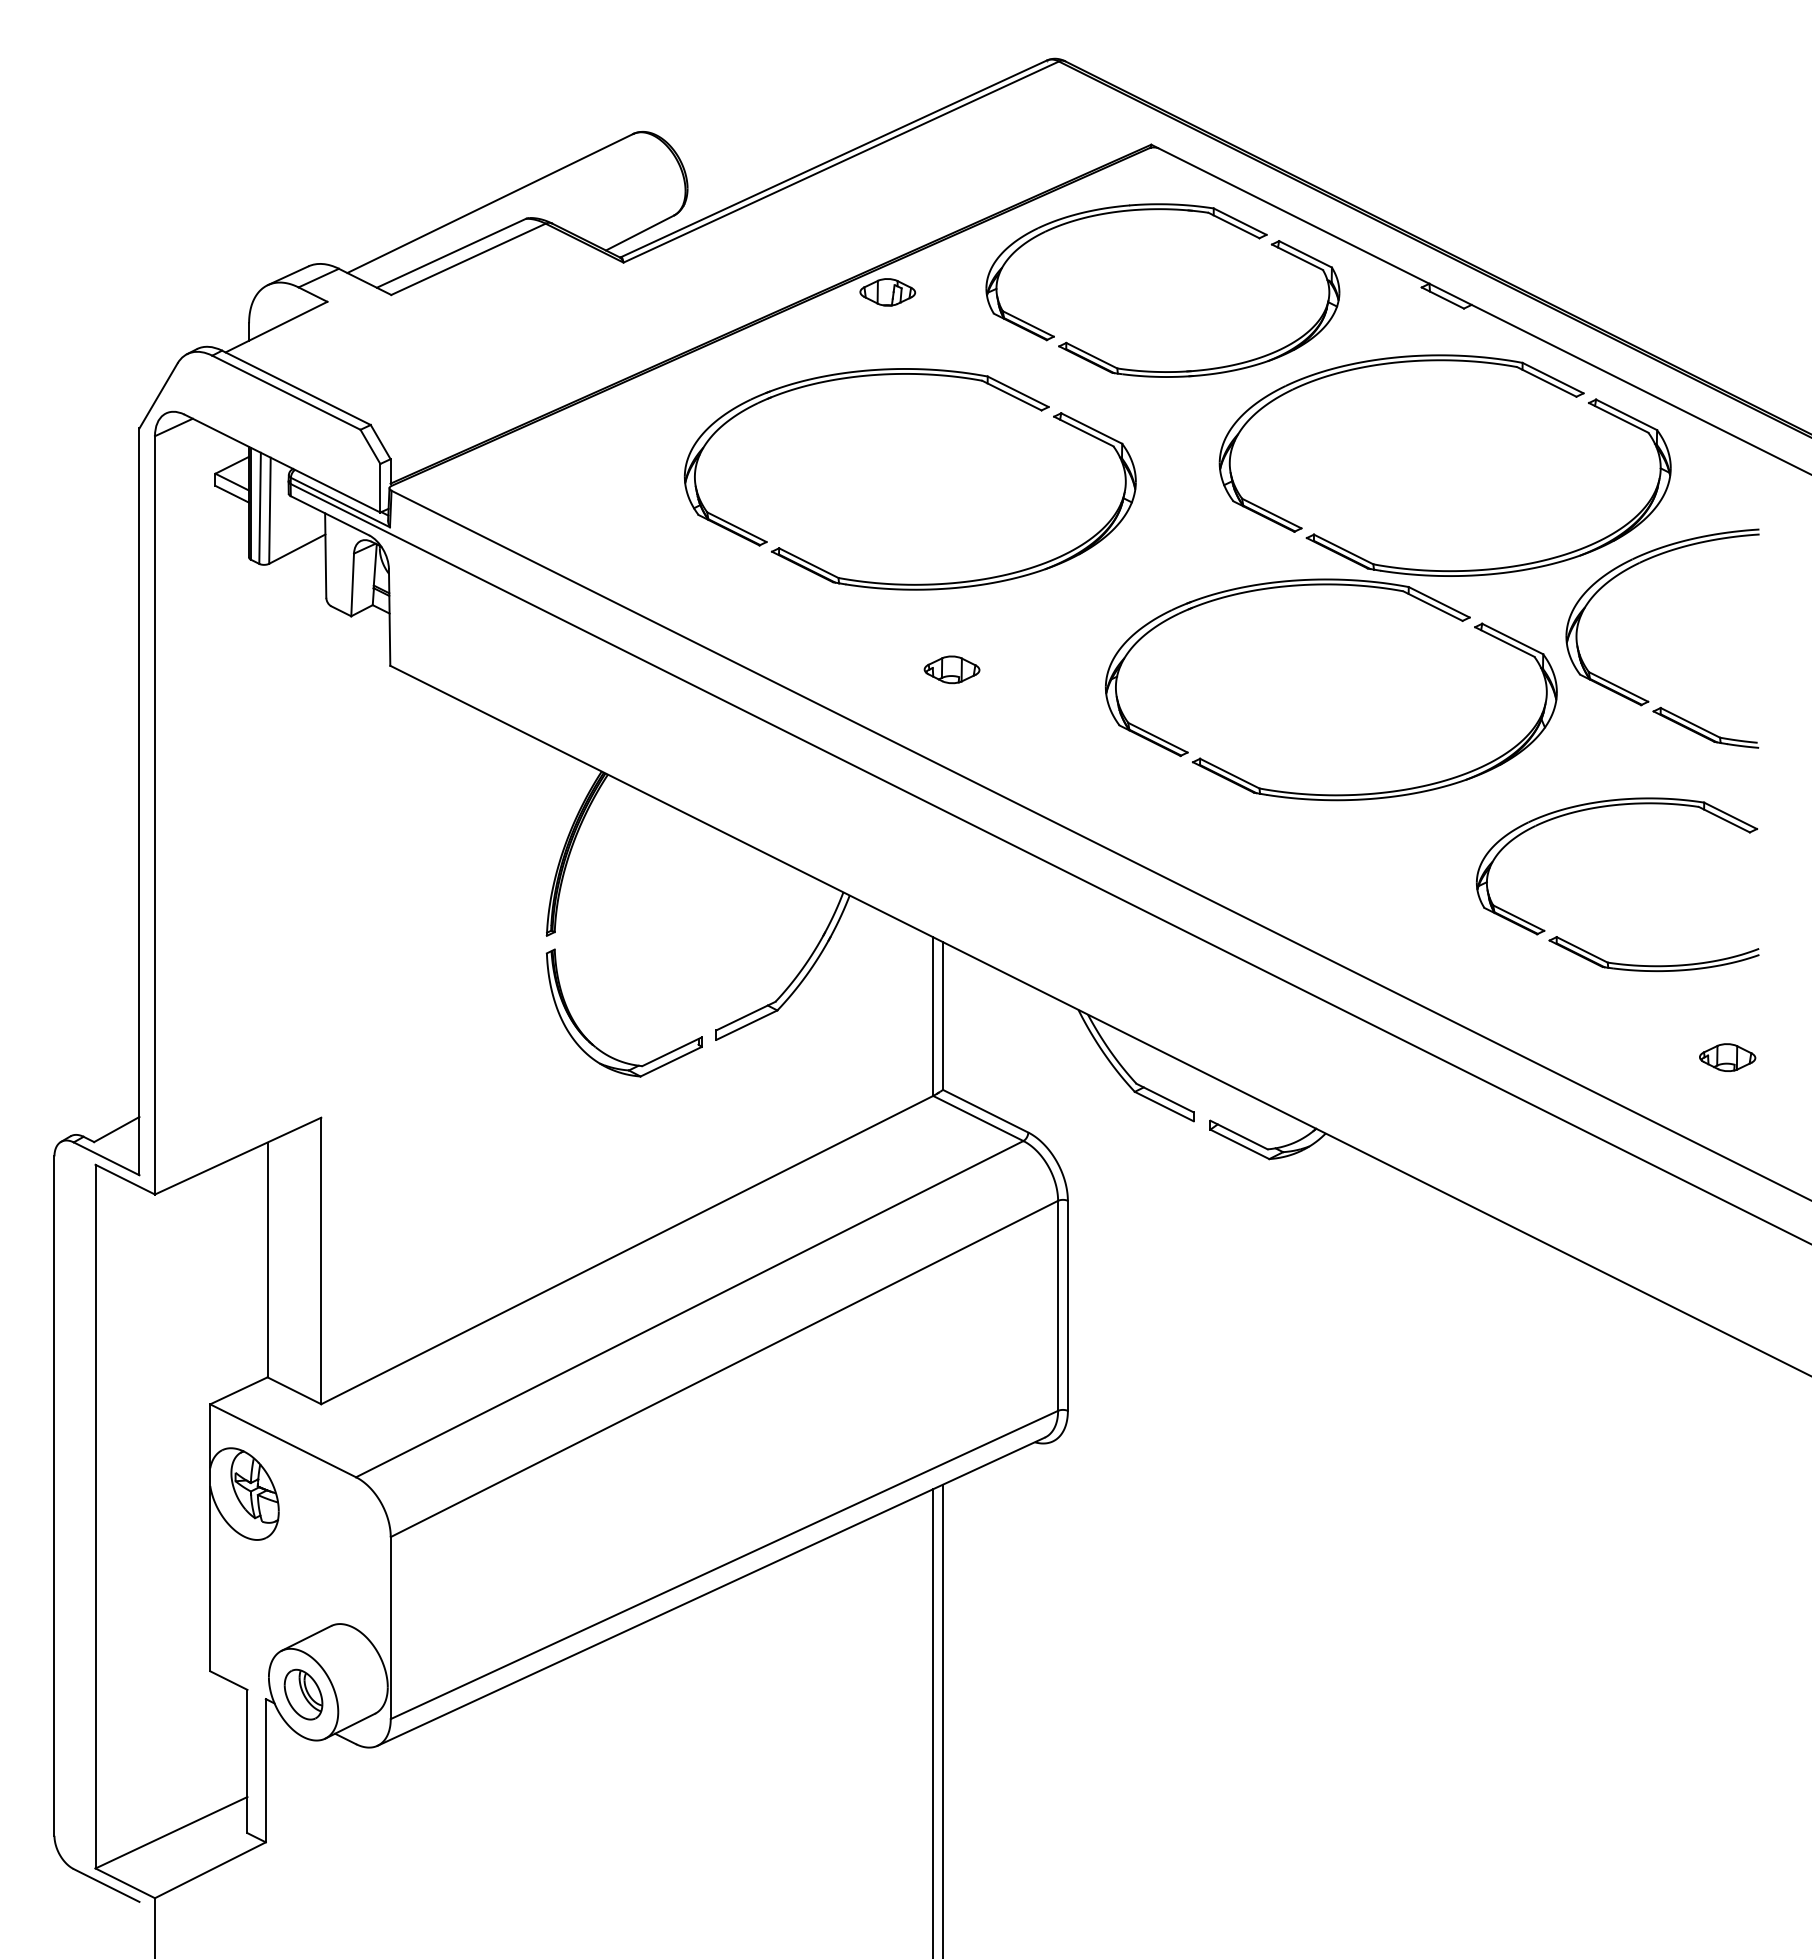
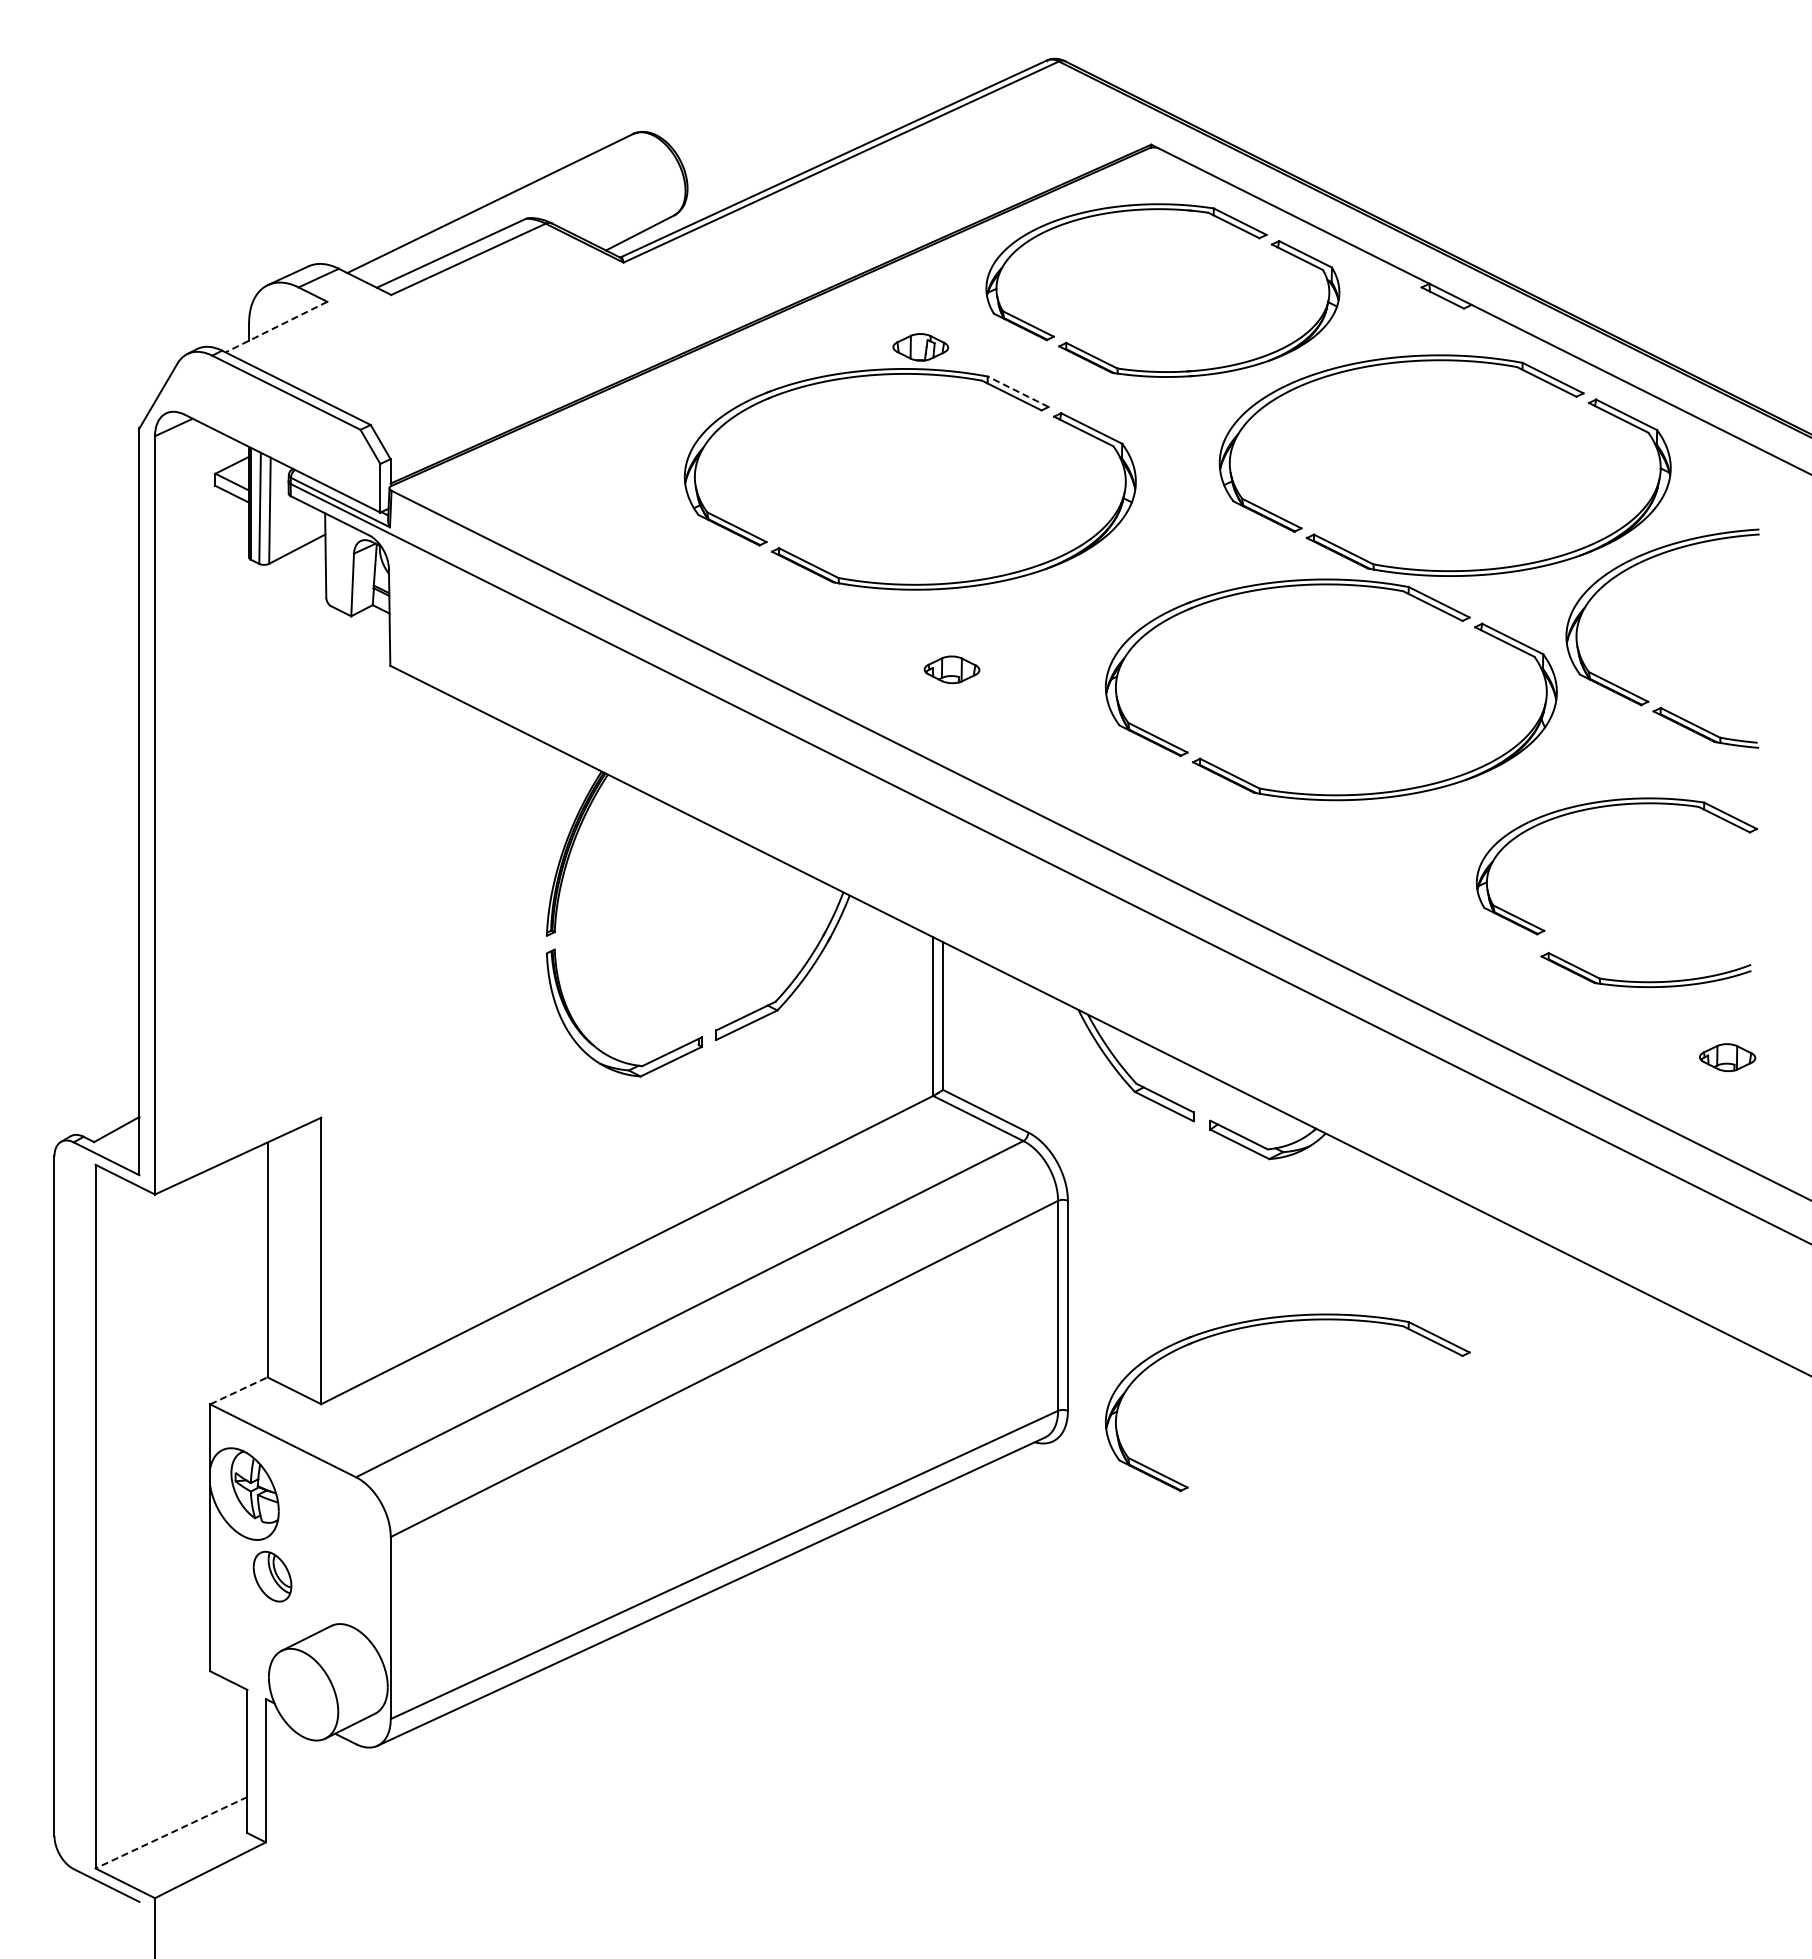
part position: (887, 292) -> (920, 347) (920, 347)
line: solid -> dashed (276, 327)
line: solid -> dashed (1017, 391)
part position: (1653, 965) -> (1645, 981) (1645, 981)
part: none -> present (1277, 1323)
line: solid -> dashed (238, 1390)
part position: (303, 1694) -> (272, 1576) (272, 1576)
line: present -> none (943, 1719)
line: present -> none (933, 1722)
line: solid -> dashed (171, 1832)
